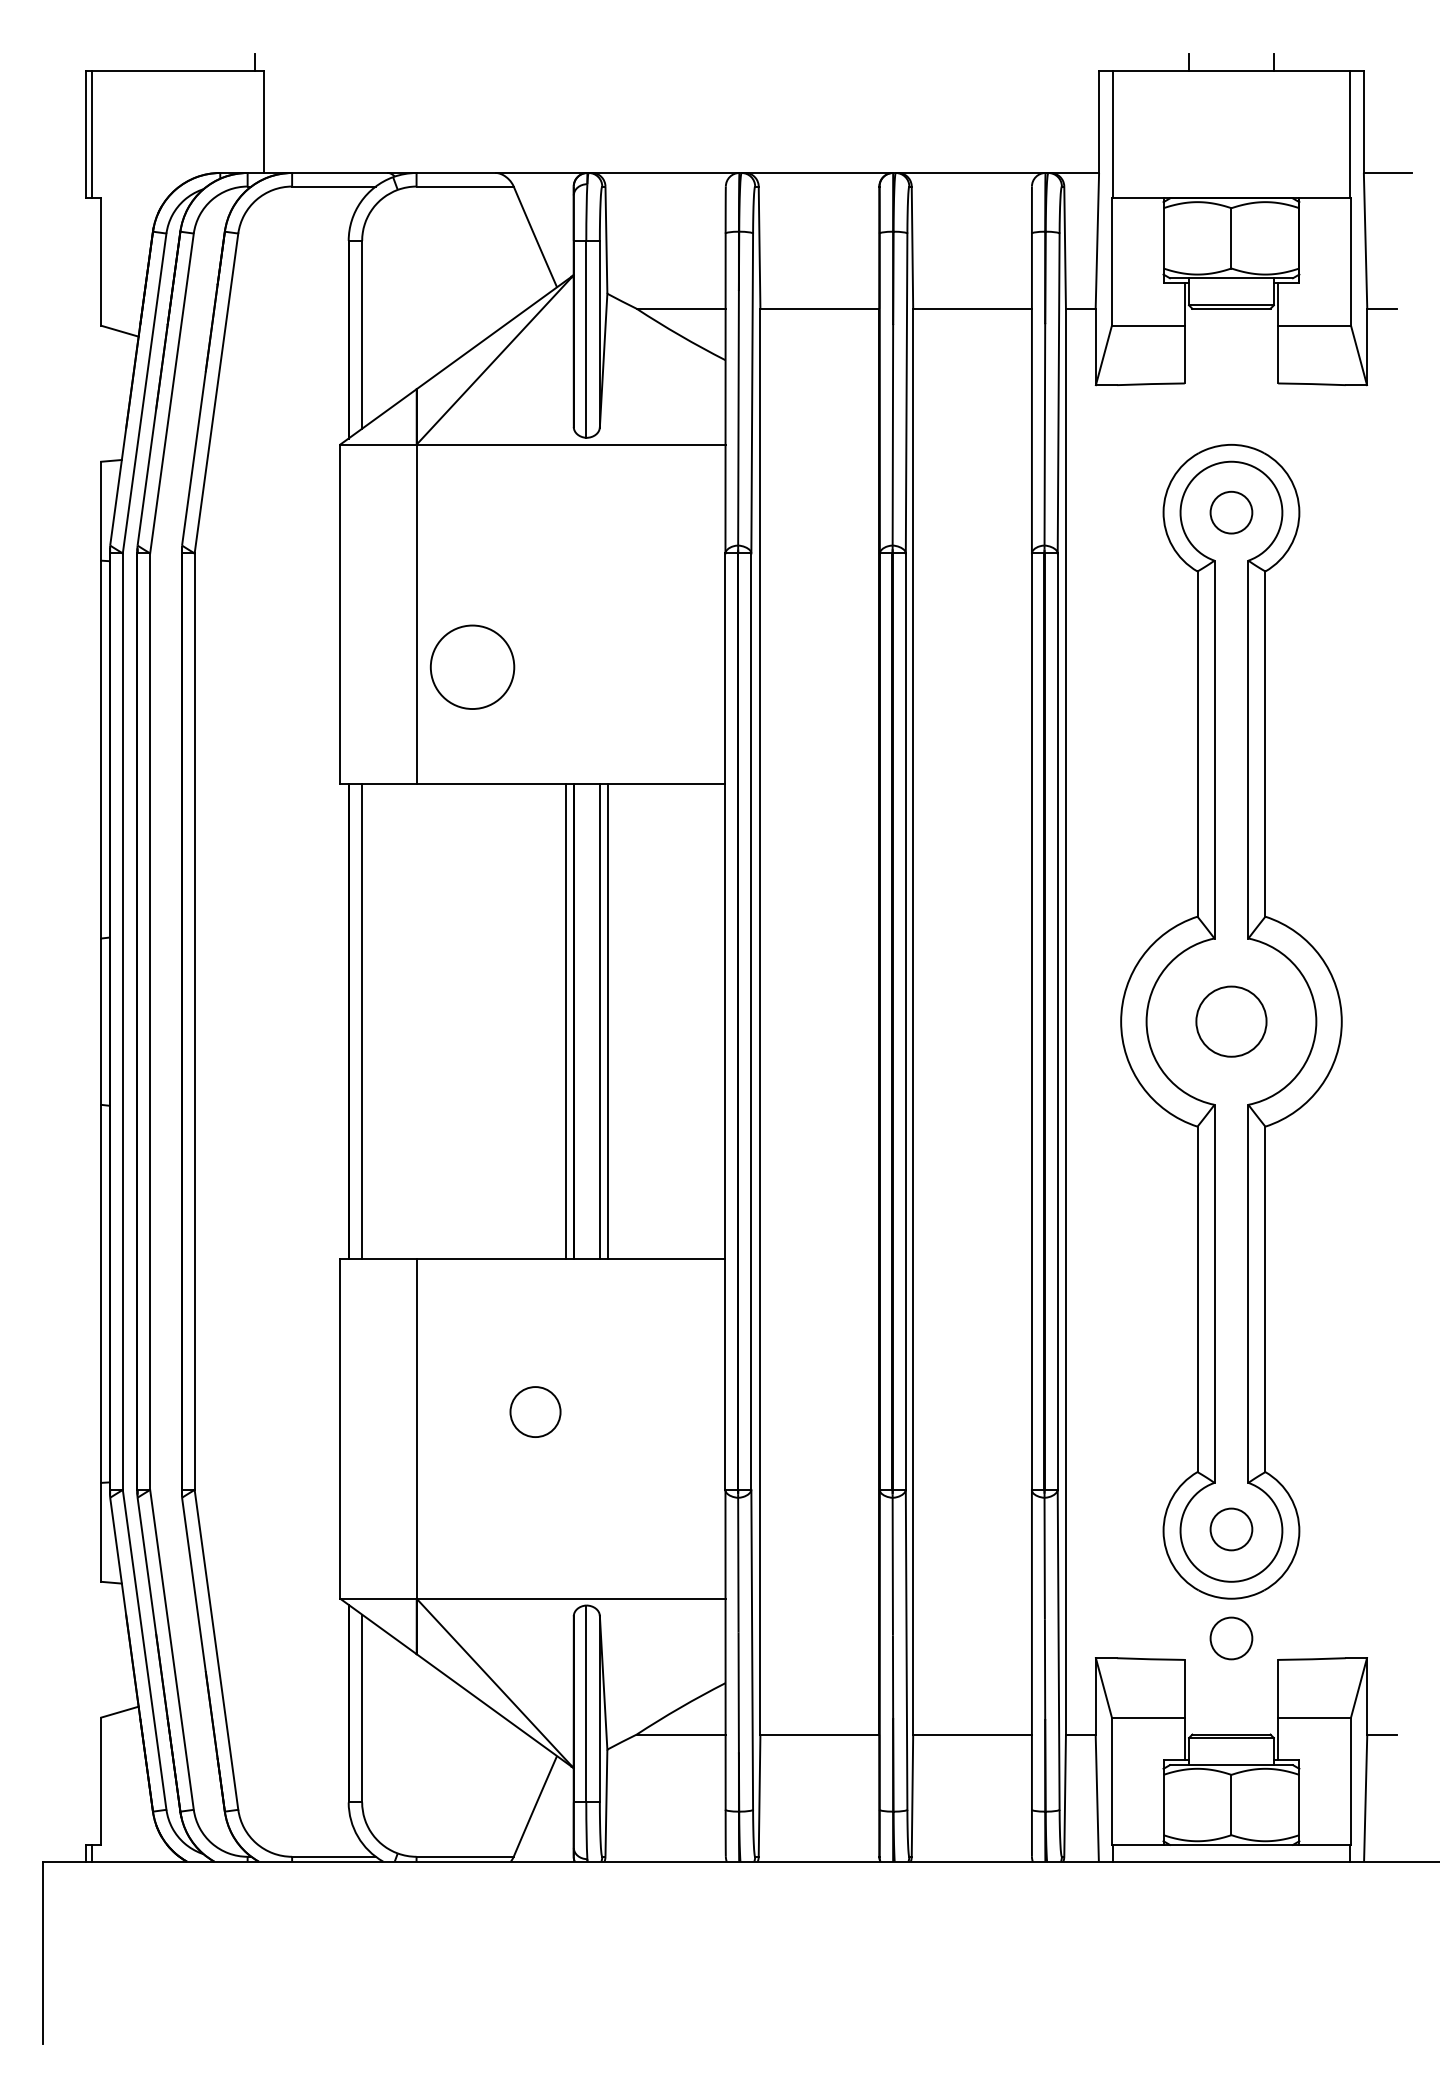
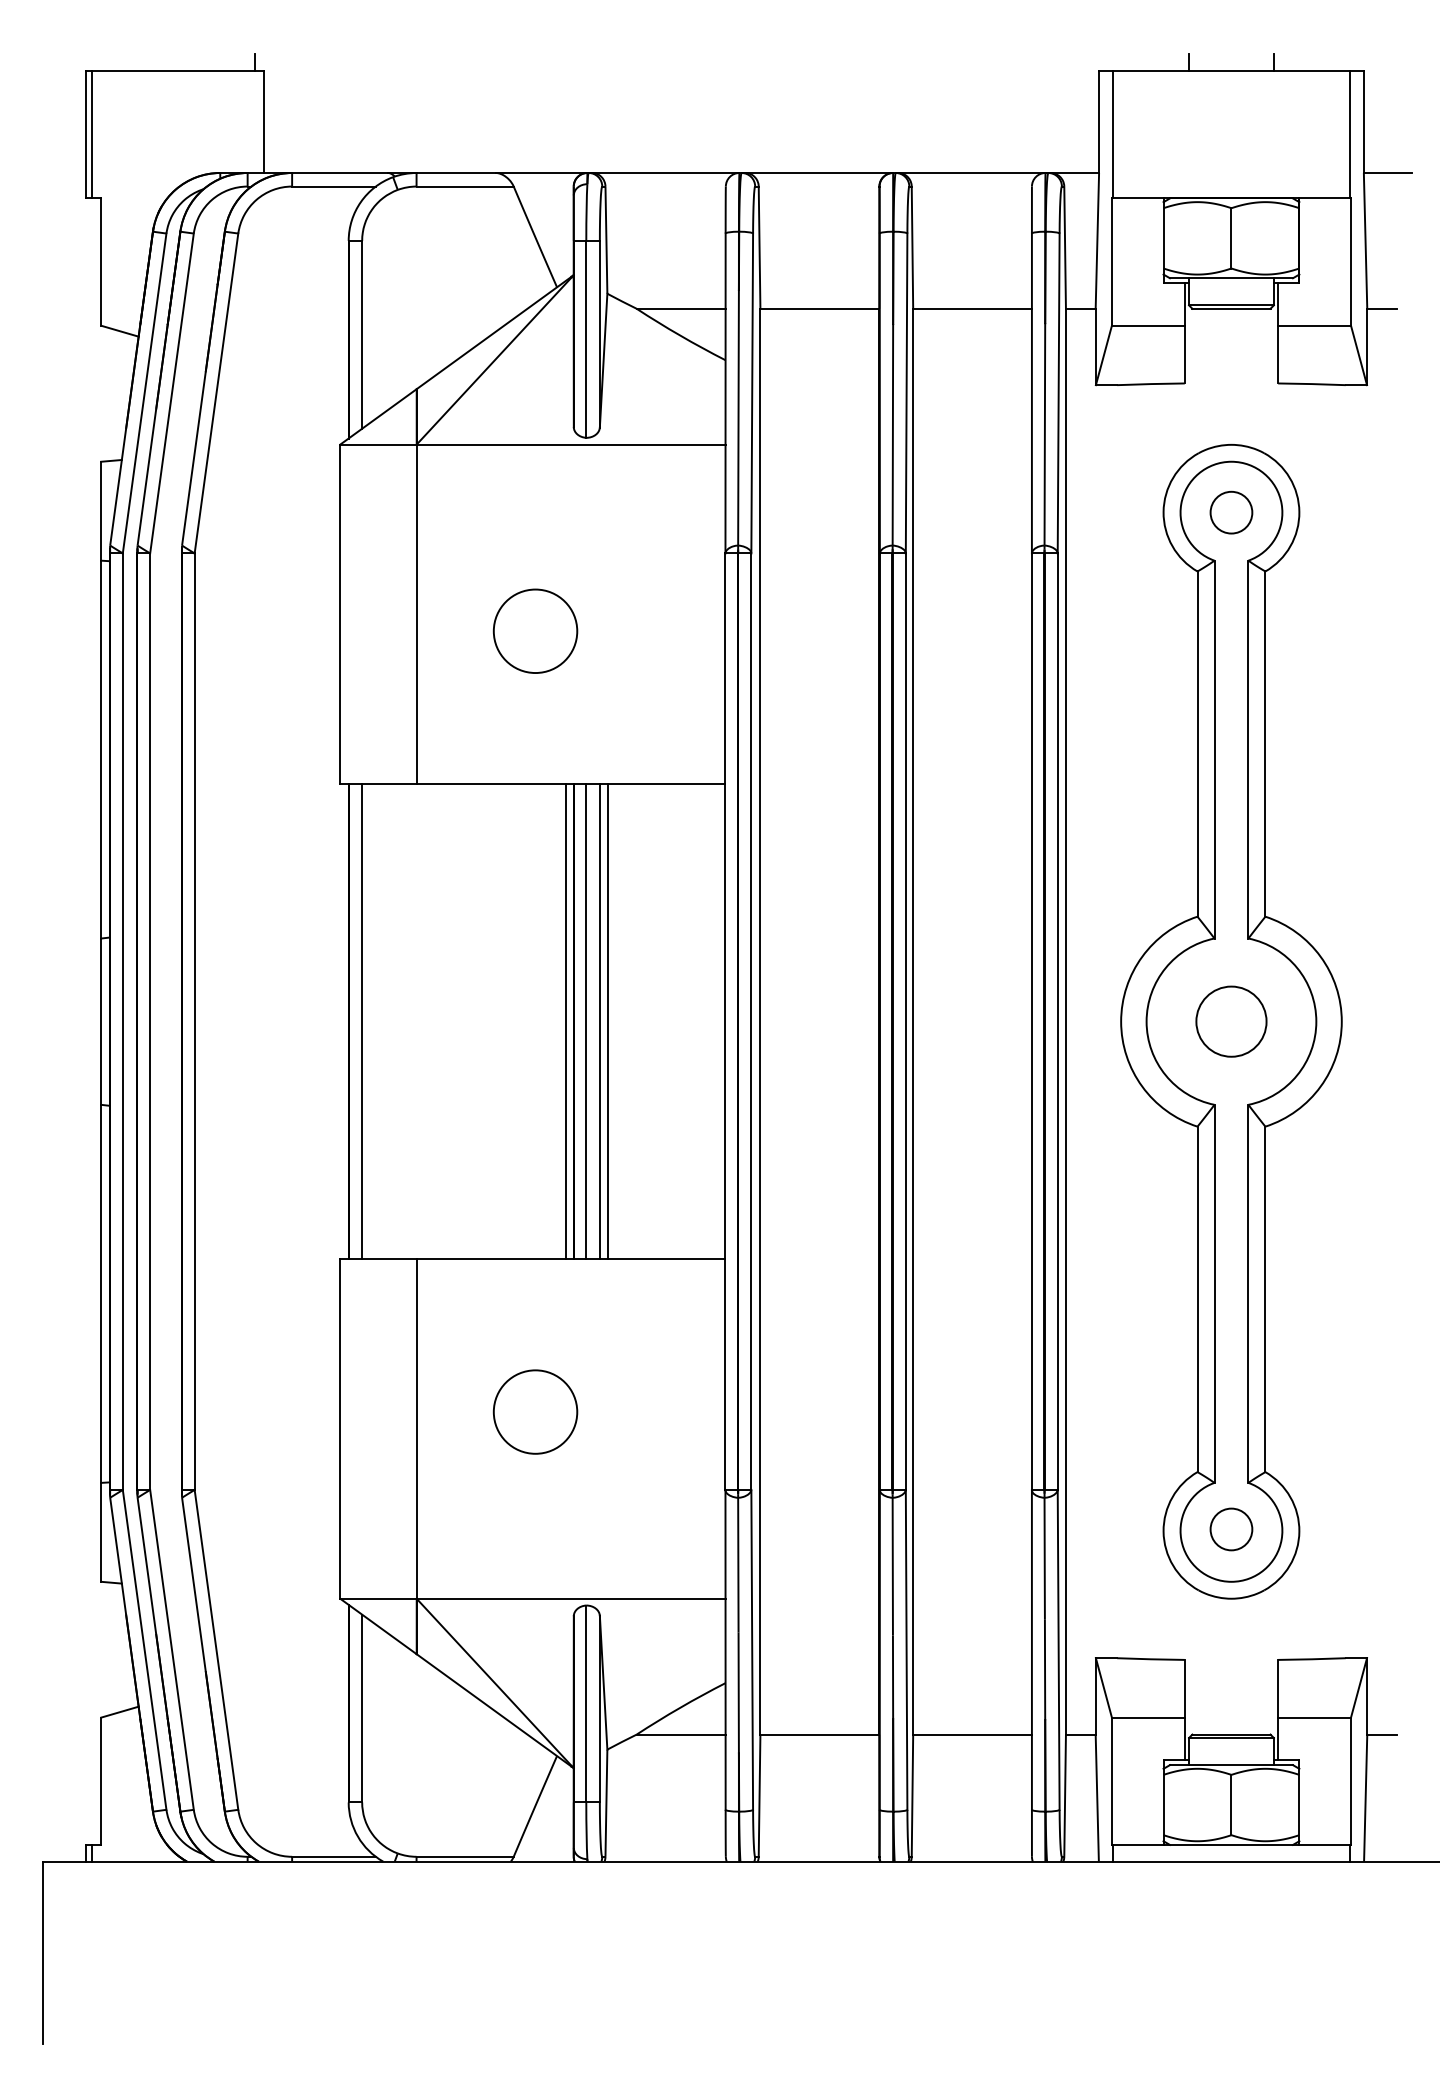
circle position: (472, 666) -> (535, 630) (535, 630)
line: none -> present (586, 1021)
circle diameter: 50 px -> 83 px (535, 1411)
circle: present -> none (1231, 1638)
